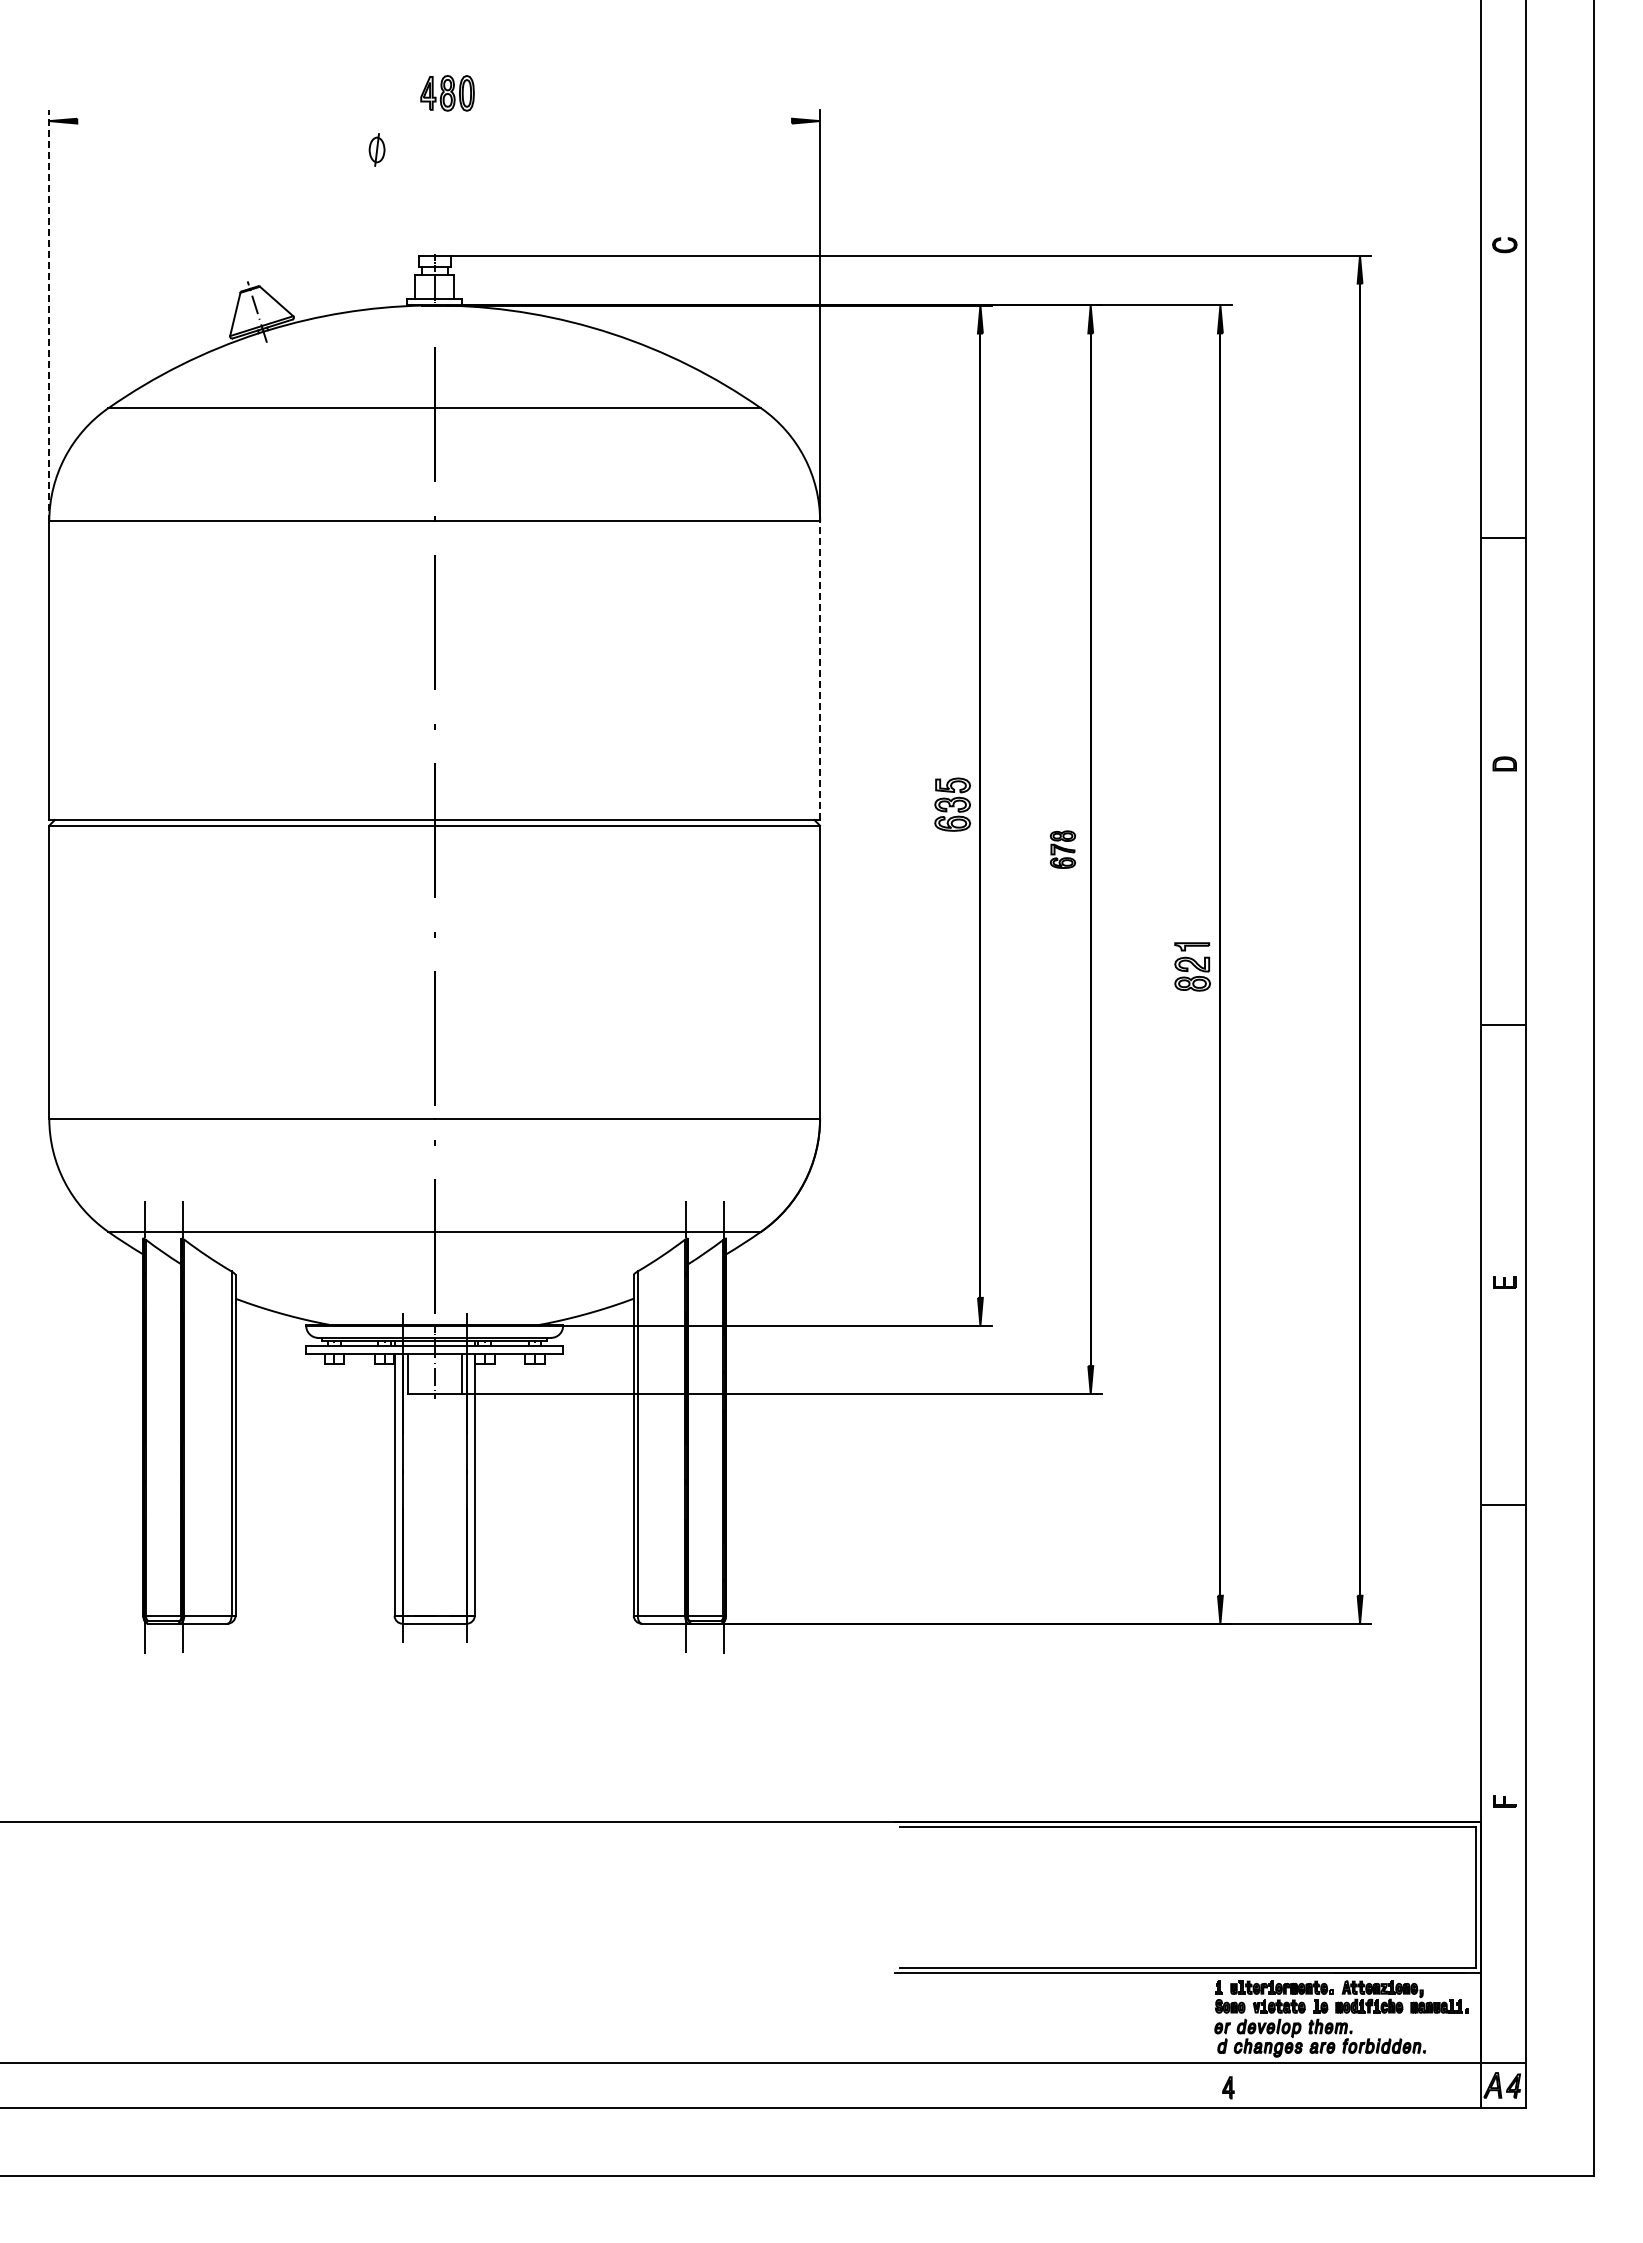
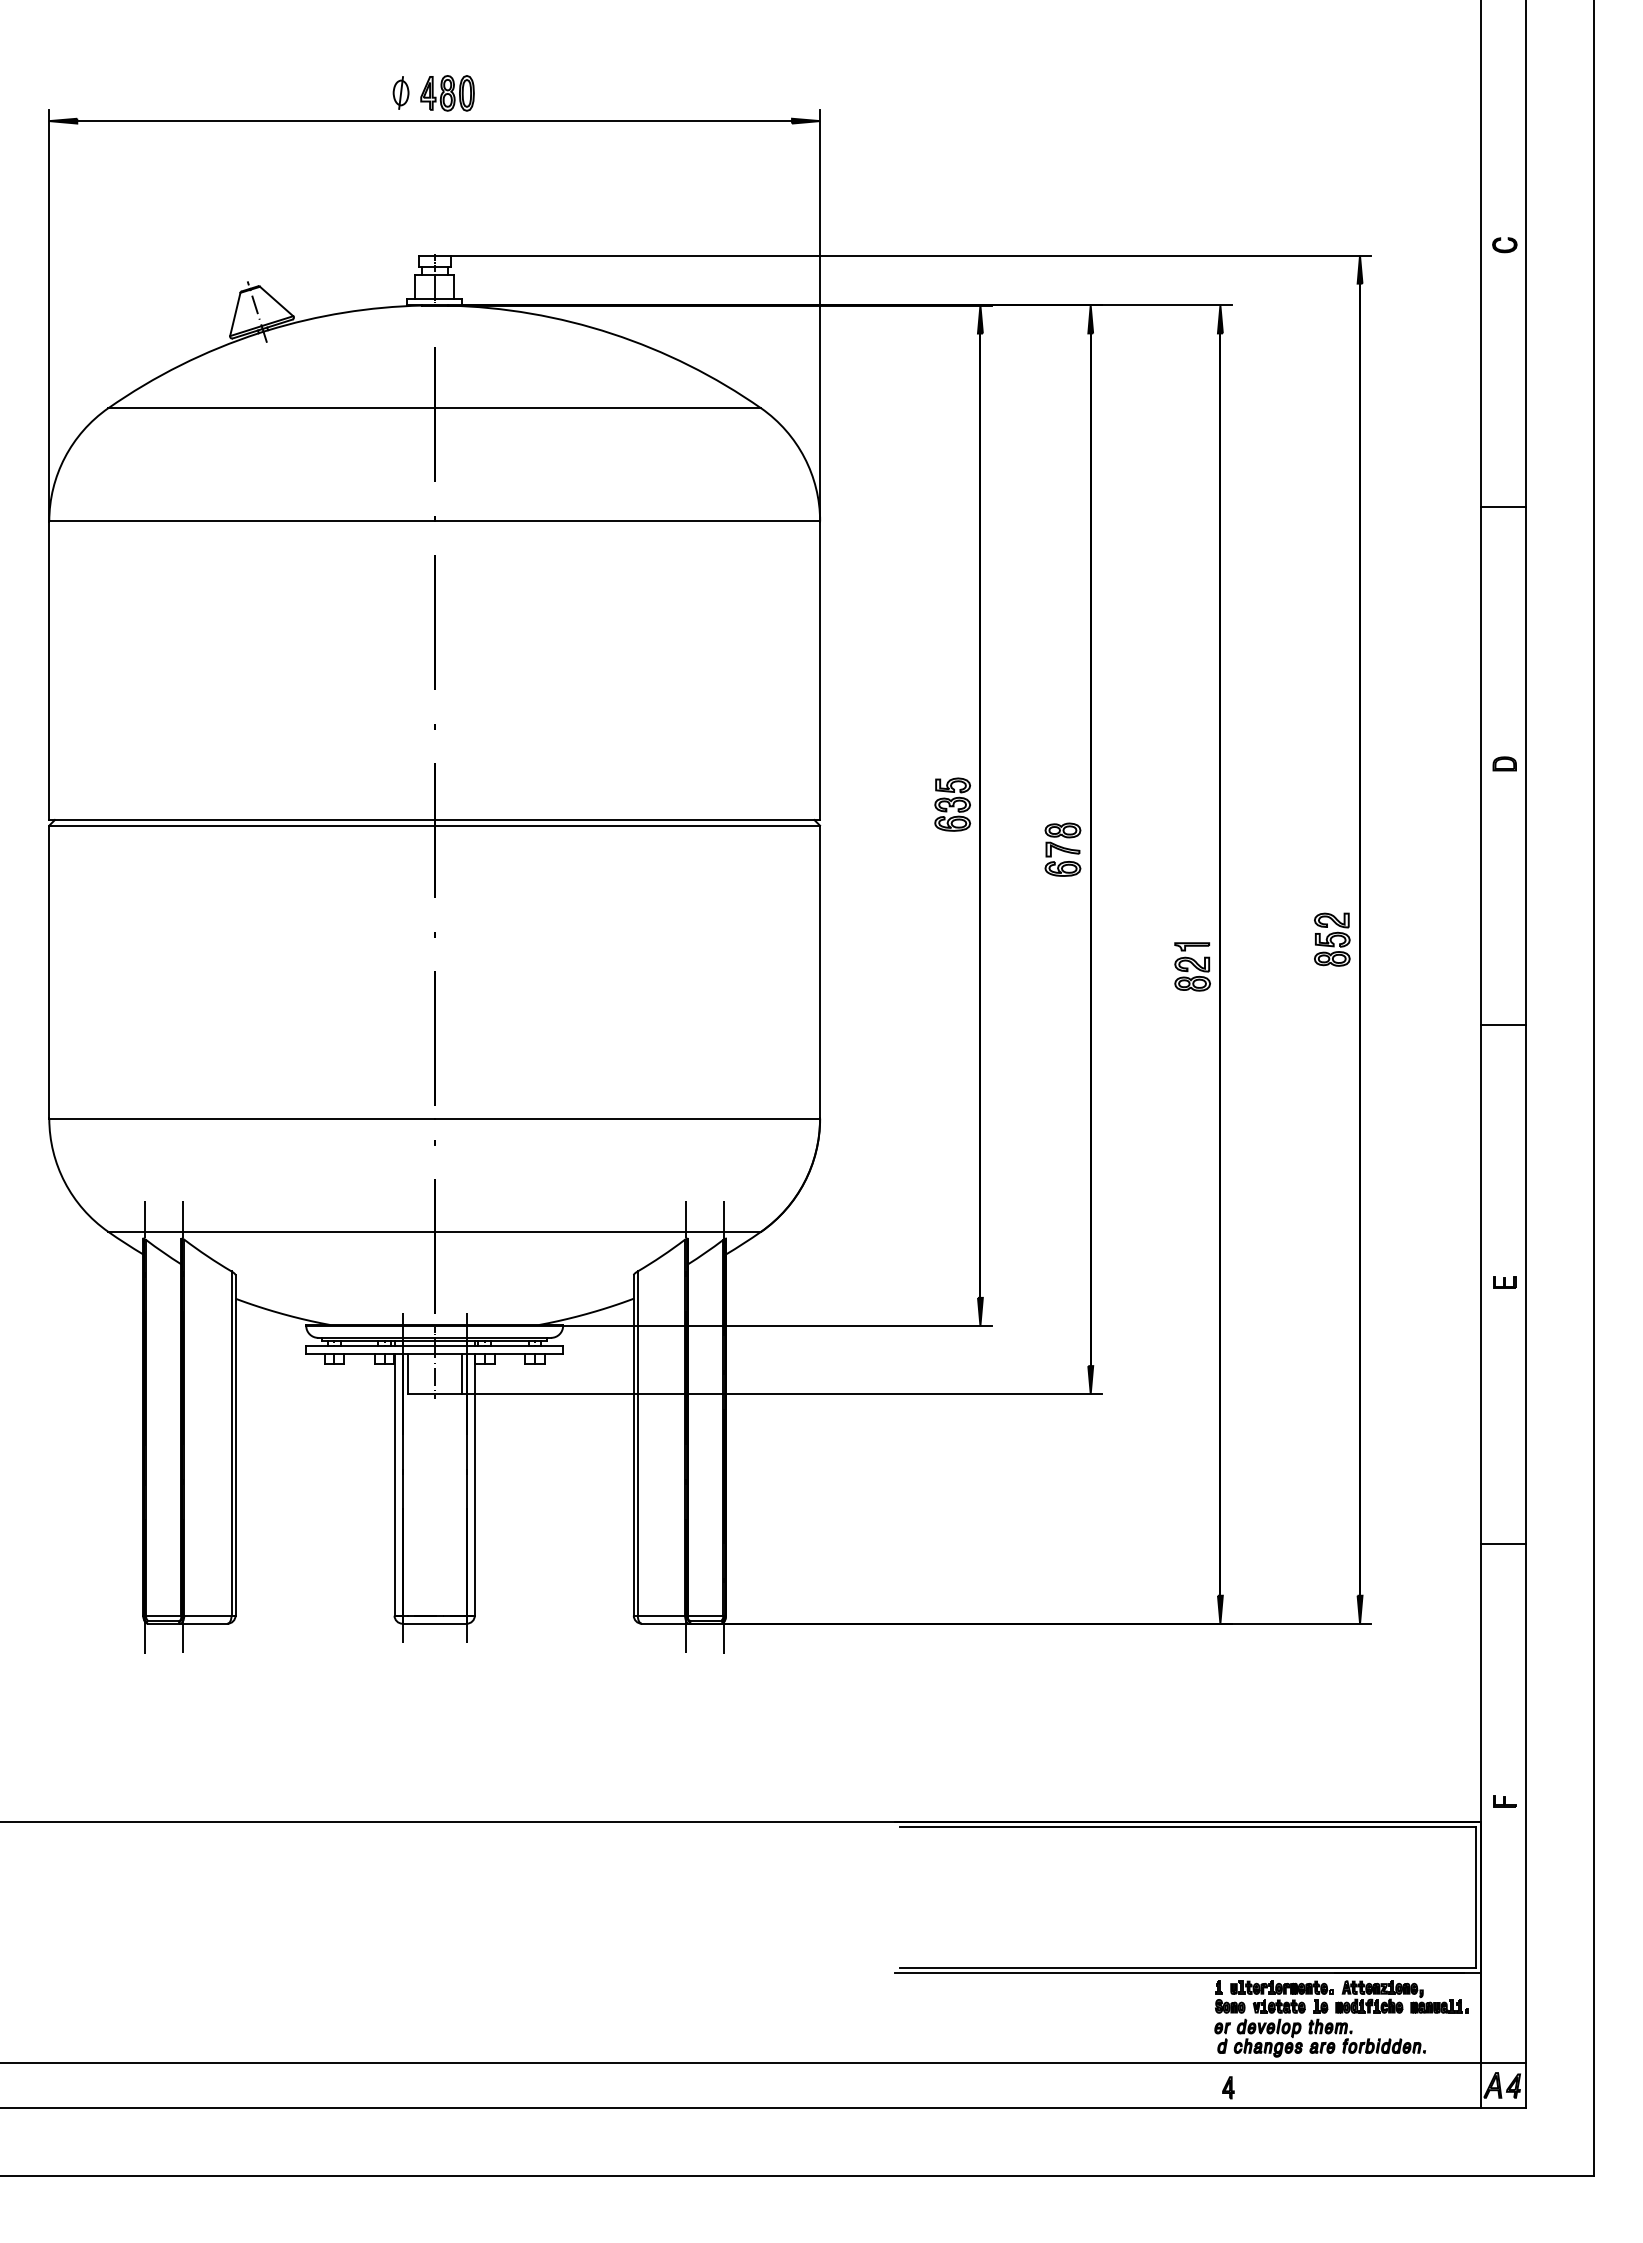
line: none -> present (434, 121)
part position: (376, 149) -> (400, 92) (400, 92)
line: dashed -> solid (49, 315)
line position: (1503, 537) -> (1503, 506) (1503, 506)
line: dashed -> solid (820, 671)
part size: 28x39 px -> 38x55 px (1062, 849)
part: none -> present (1332, 939)
line position: (1503, 1505) -> (1503, 1544) (1503, 1544)
